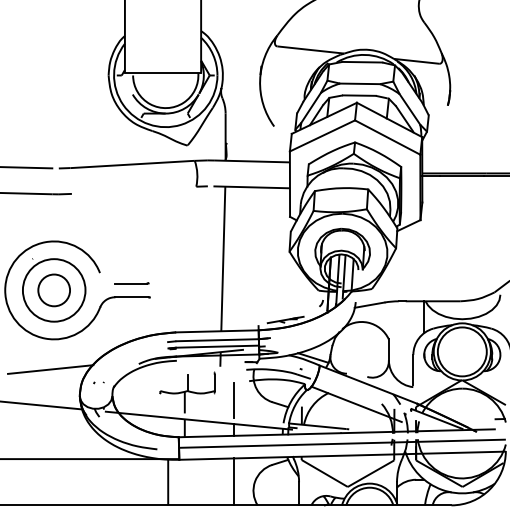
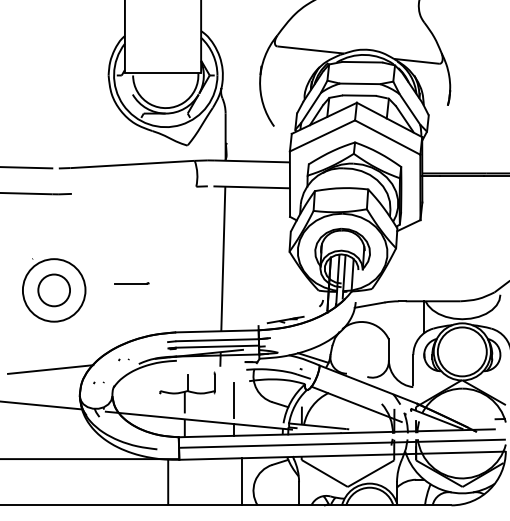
part: present -> none (100, 304)
part: none -> present (123, 359)
line position: (233, 481) -> (241, 481) (241, 481)
